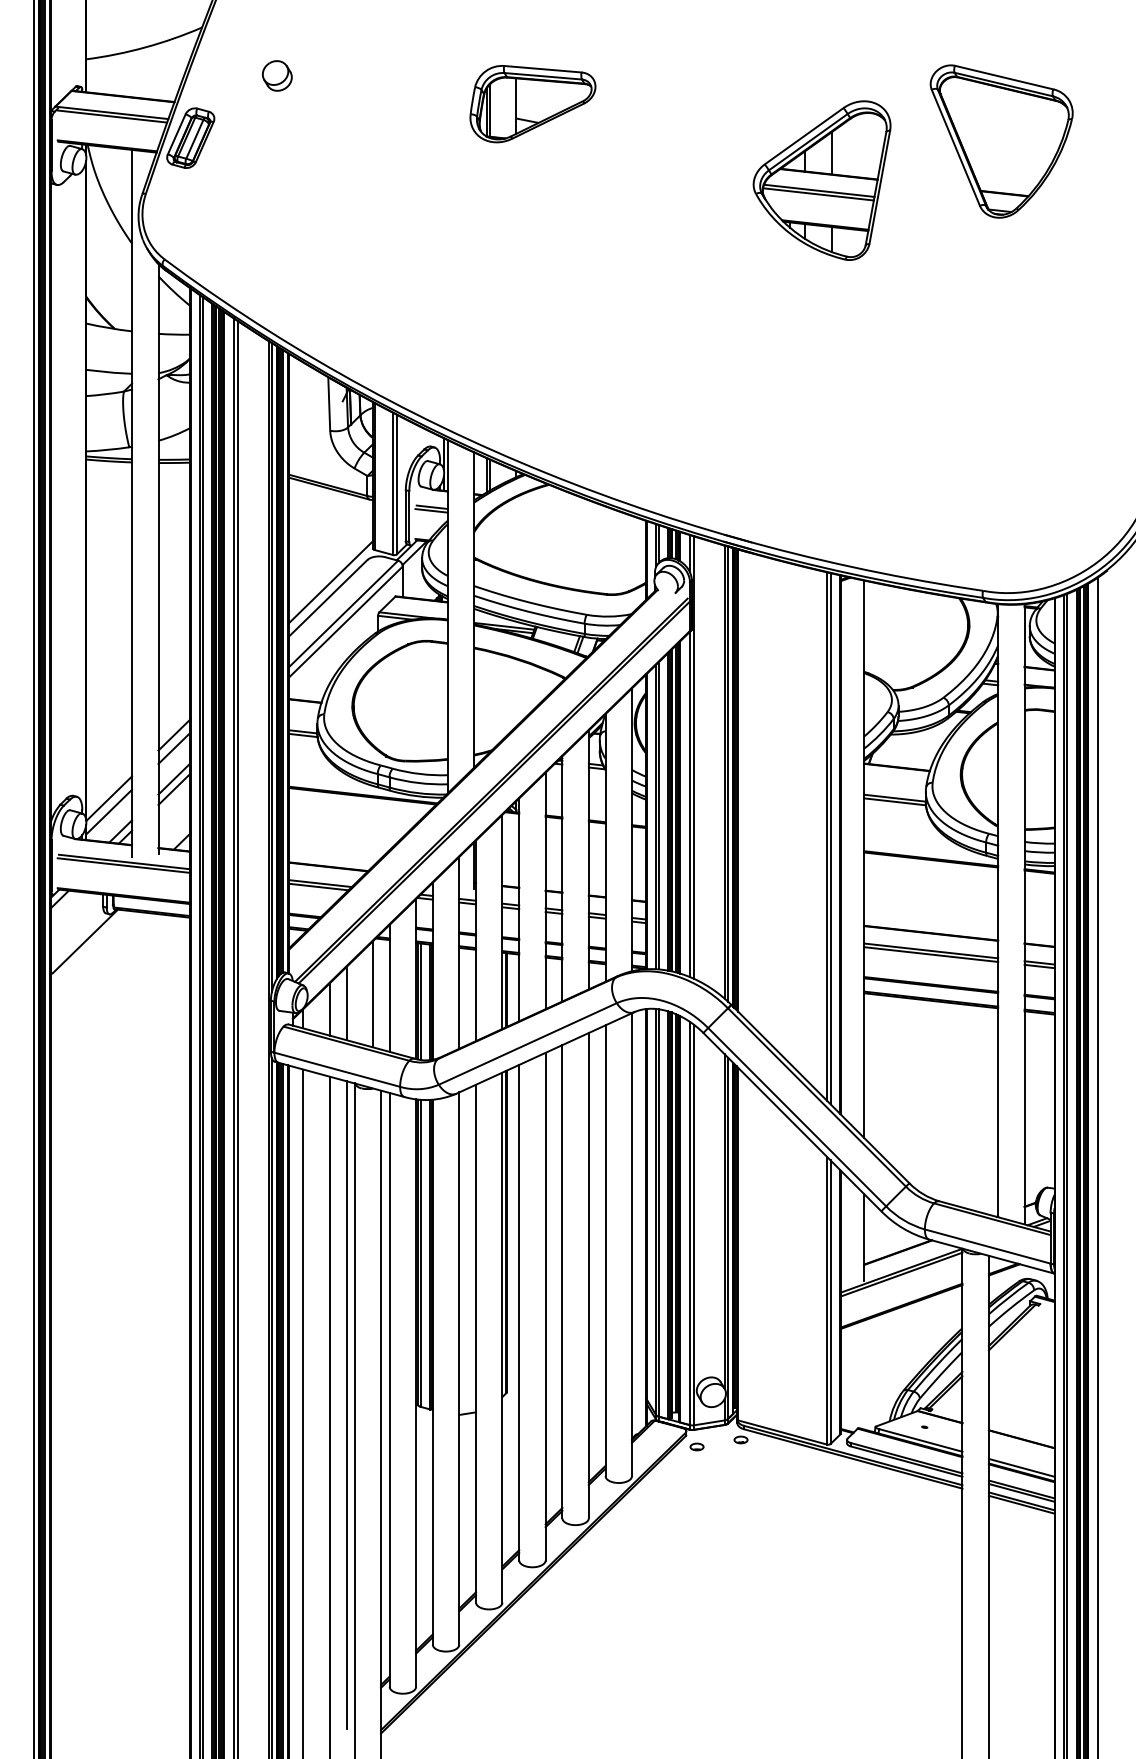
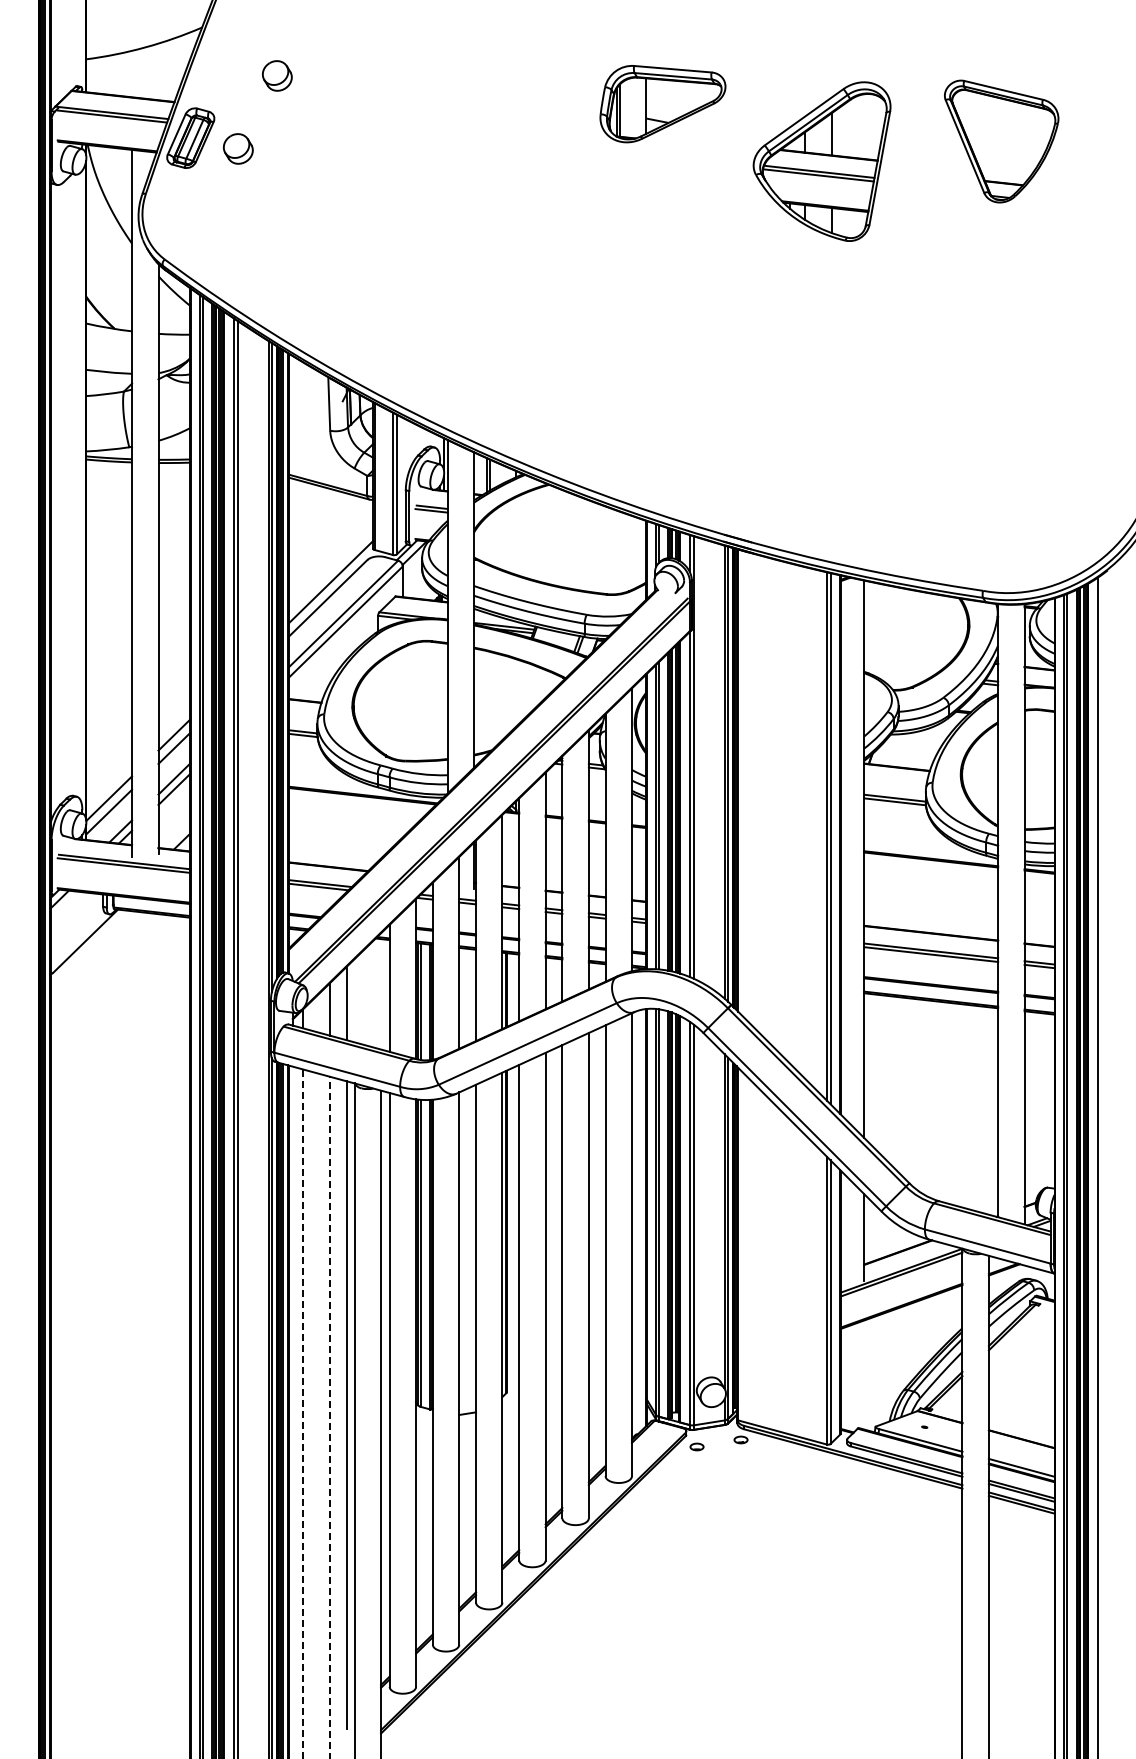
part position: (532, 104) -> (662, 104) (662, 104)
part size: 145x155 px -> 116x125 px (1001, 141)
part: none -> present (238, 148)
part position: (821, 180) -> (821, 161) (821, 161)
line: present -> none (33, 878)
line: present -> none (372, 994)
line: solid -> dashed (303, 1414)
line: solid -> dashed (329, 1417)
